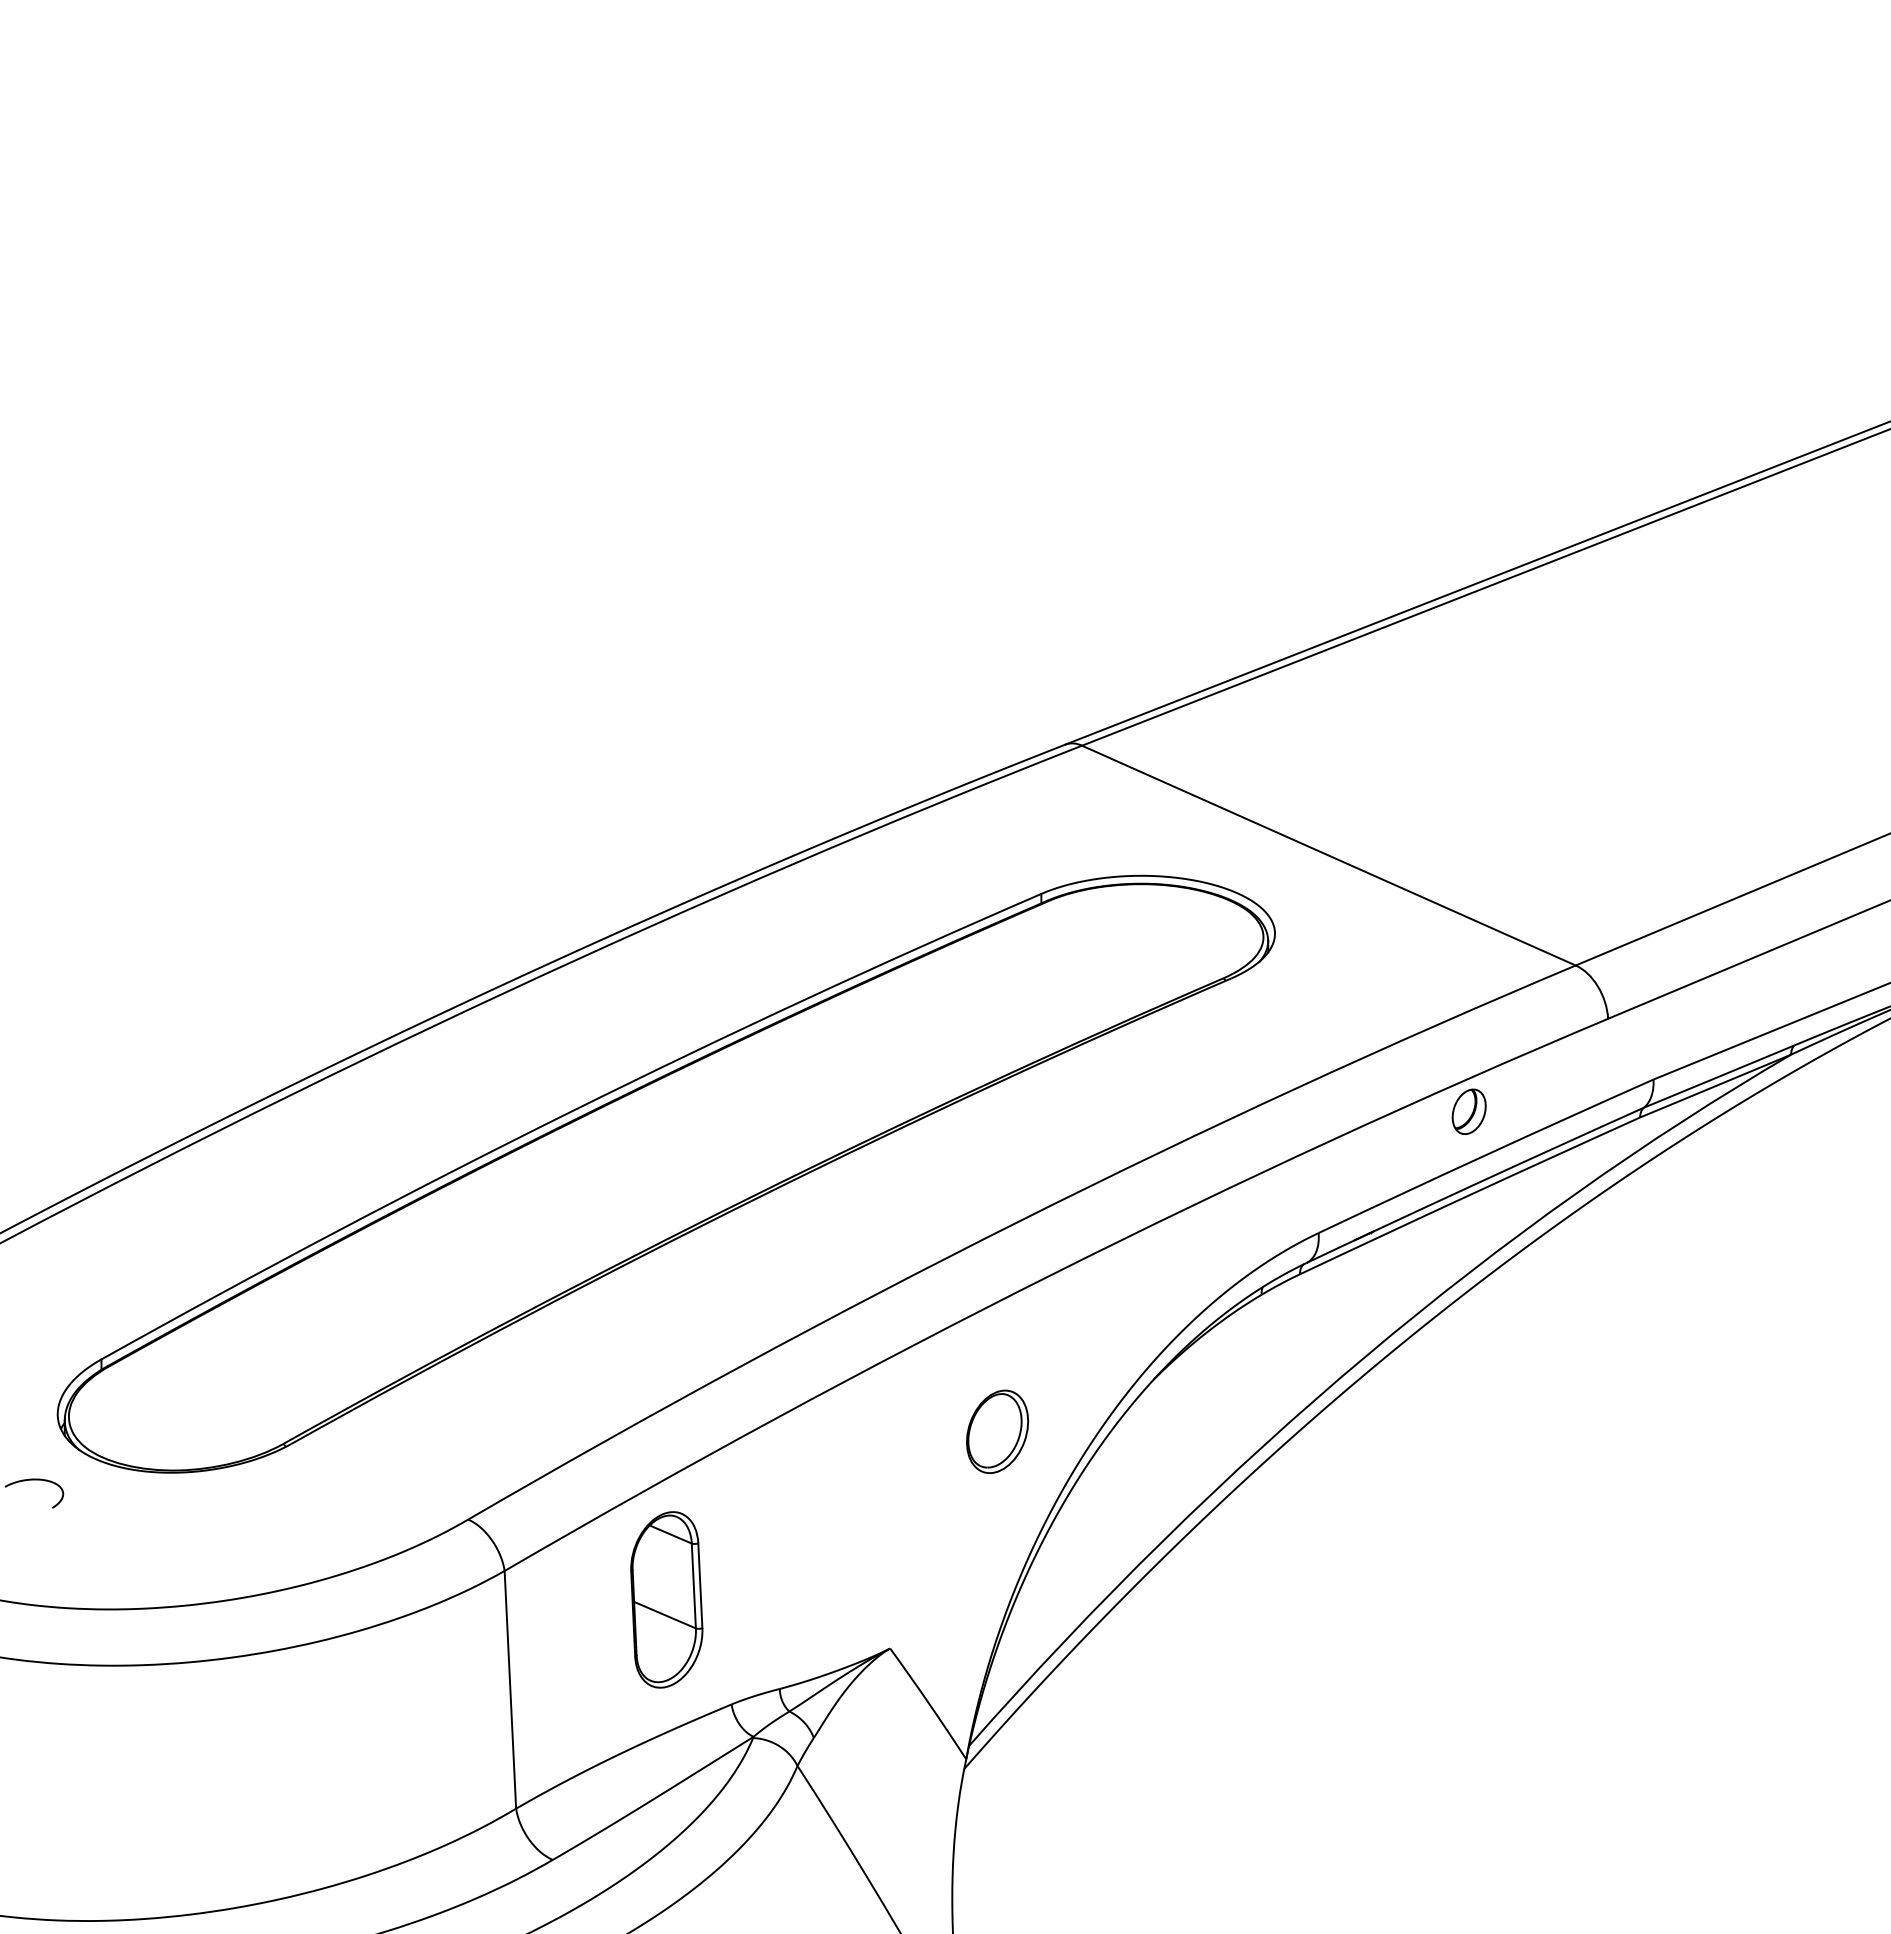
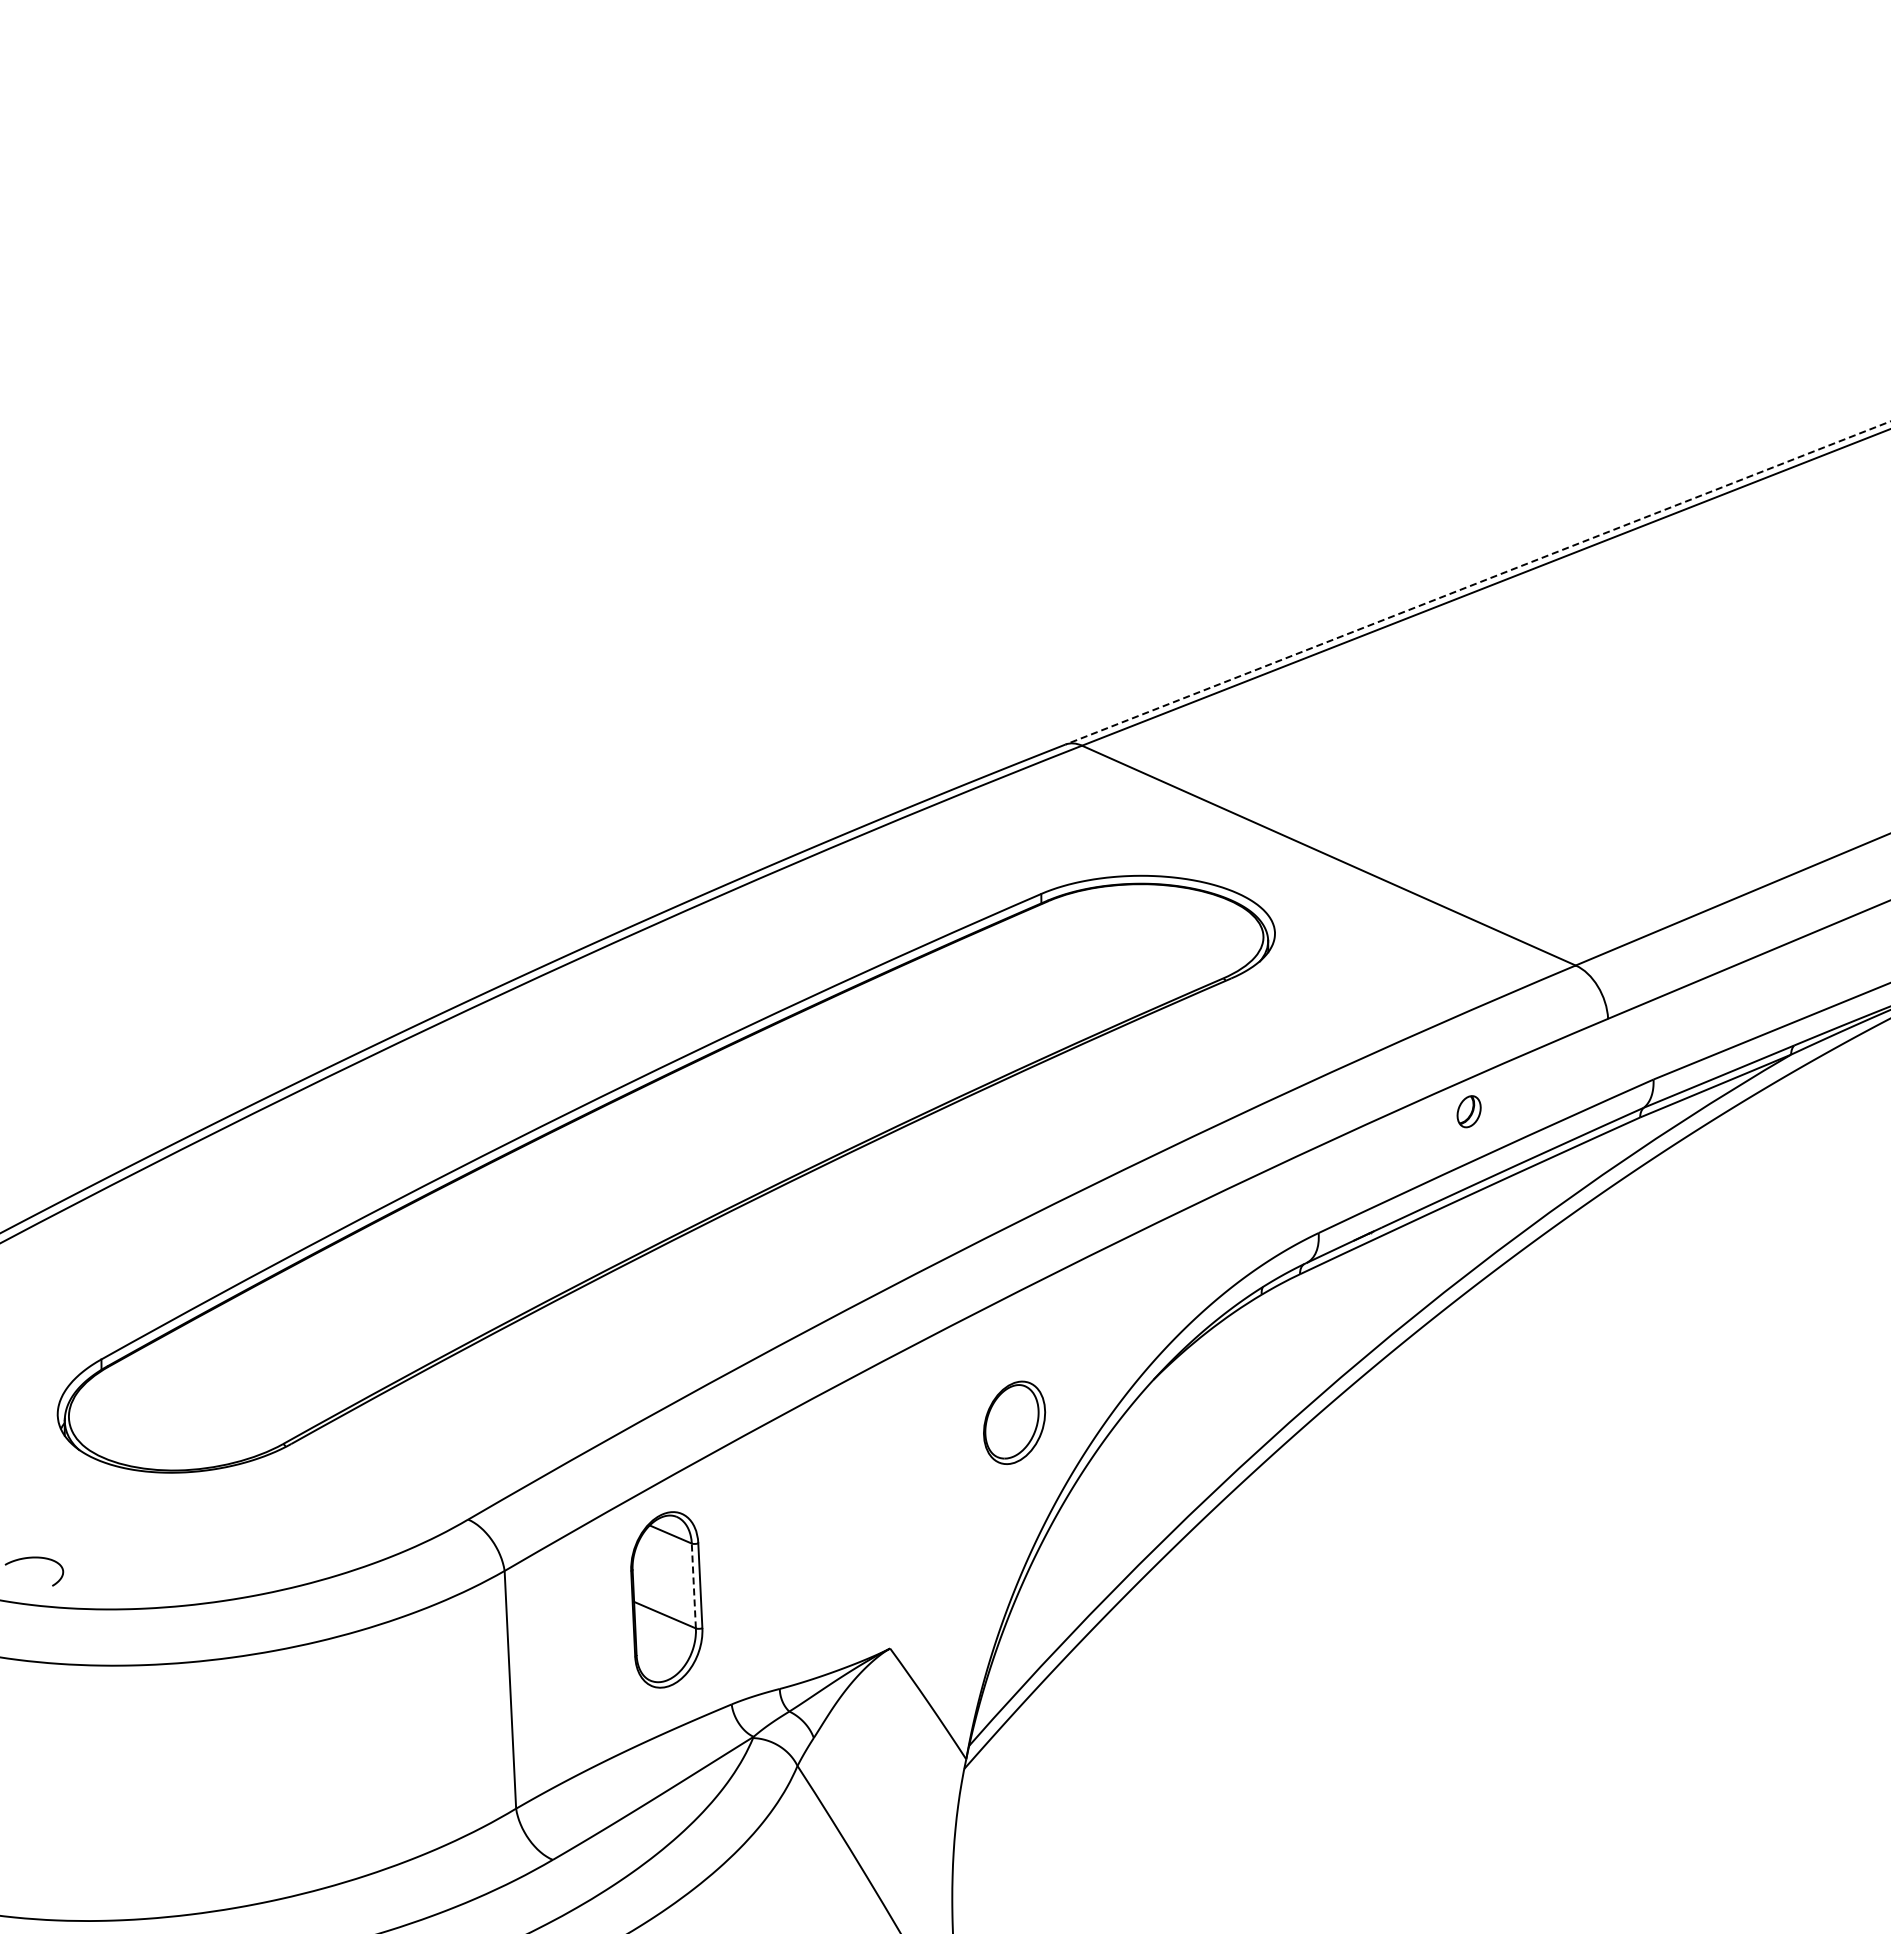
line: solid -> dashed (1477, 583)
part size: 36x47 px -> 26x34 px (1468, 1111)
part position: (997, 1431) -> (1014, 1422) (1014, 1422)
curve position: (34, 1480) -> (34, 1558) (34, 1558)
line: solid -> dashed (693, 1585)
